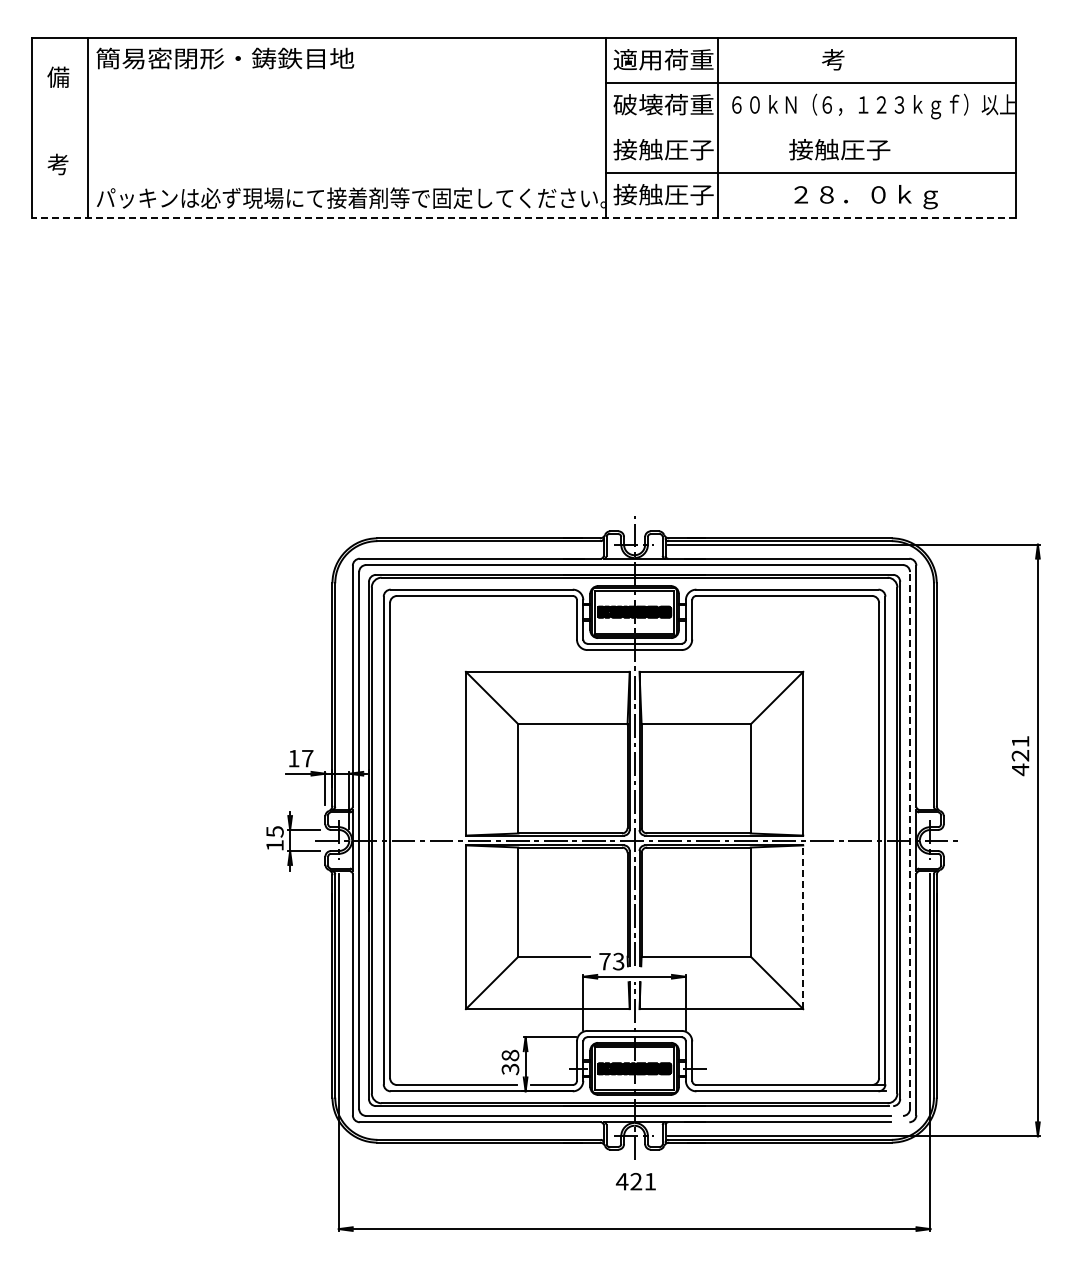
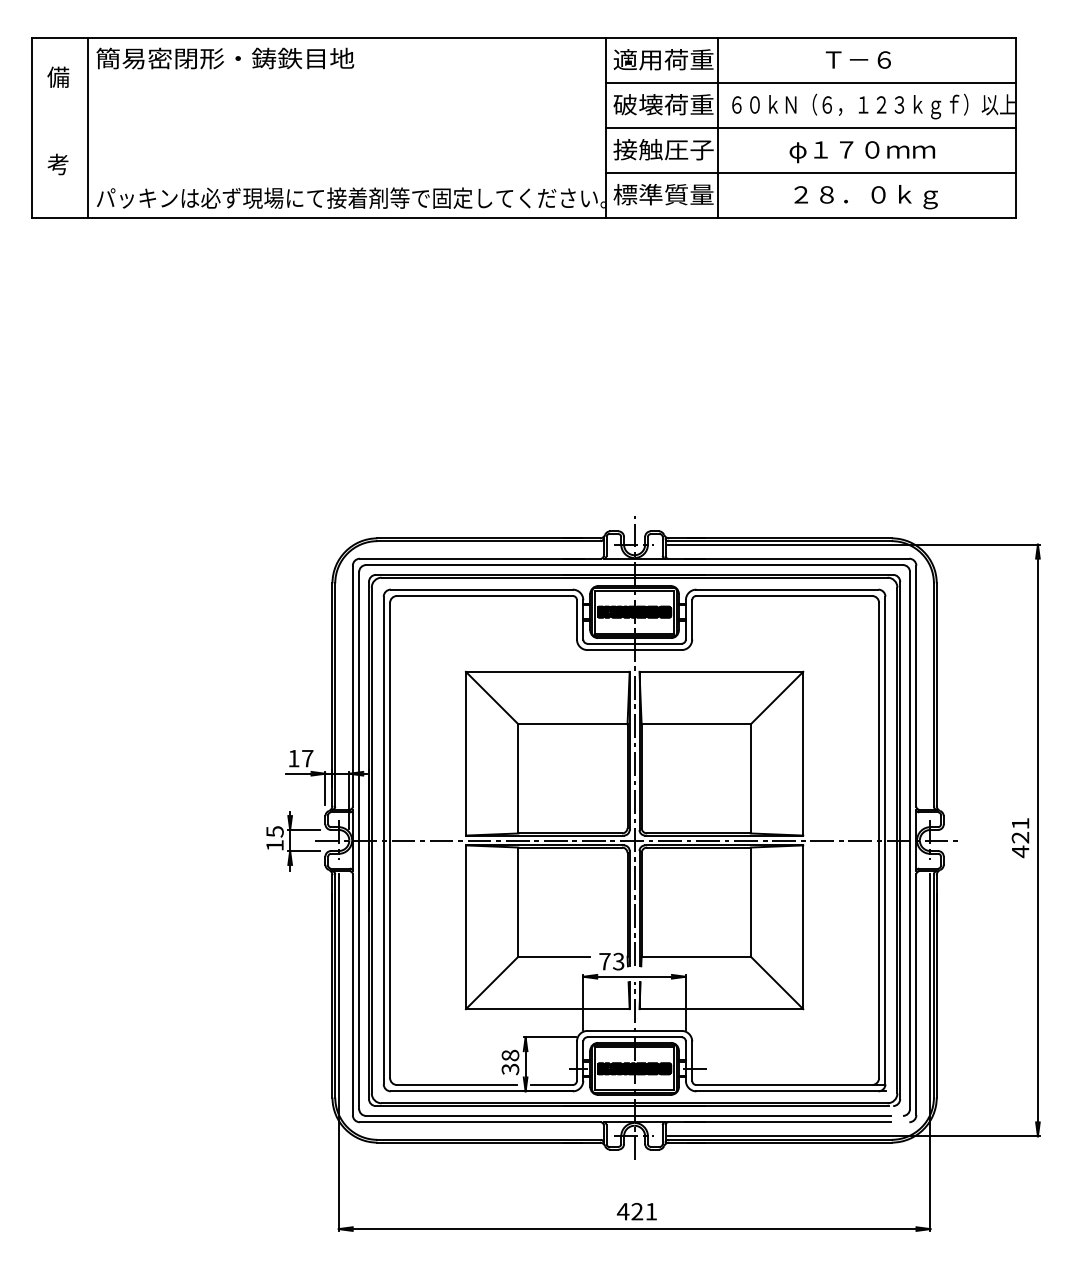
text: 考 -> Ｔ－６ (856, 59)
line: none -> present (810, 128)
text: 接触圧子 -> φ１７０ｍｍ (862, 151)
text: 接触圧子 -> 標準質量 (663, 194)
line: dashed -> solid (524, 217)
text position: (1020, 756) -> (1020, 838) (1020, 838)
line: dashed -> solid (910, 840)
line: dashed -> solid (803, 927)
text position: (635, 1181) -> (636, 1211) (636, 1211)
